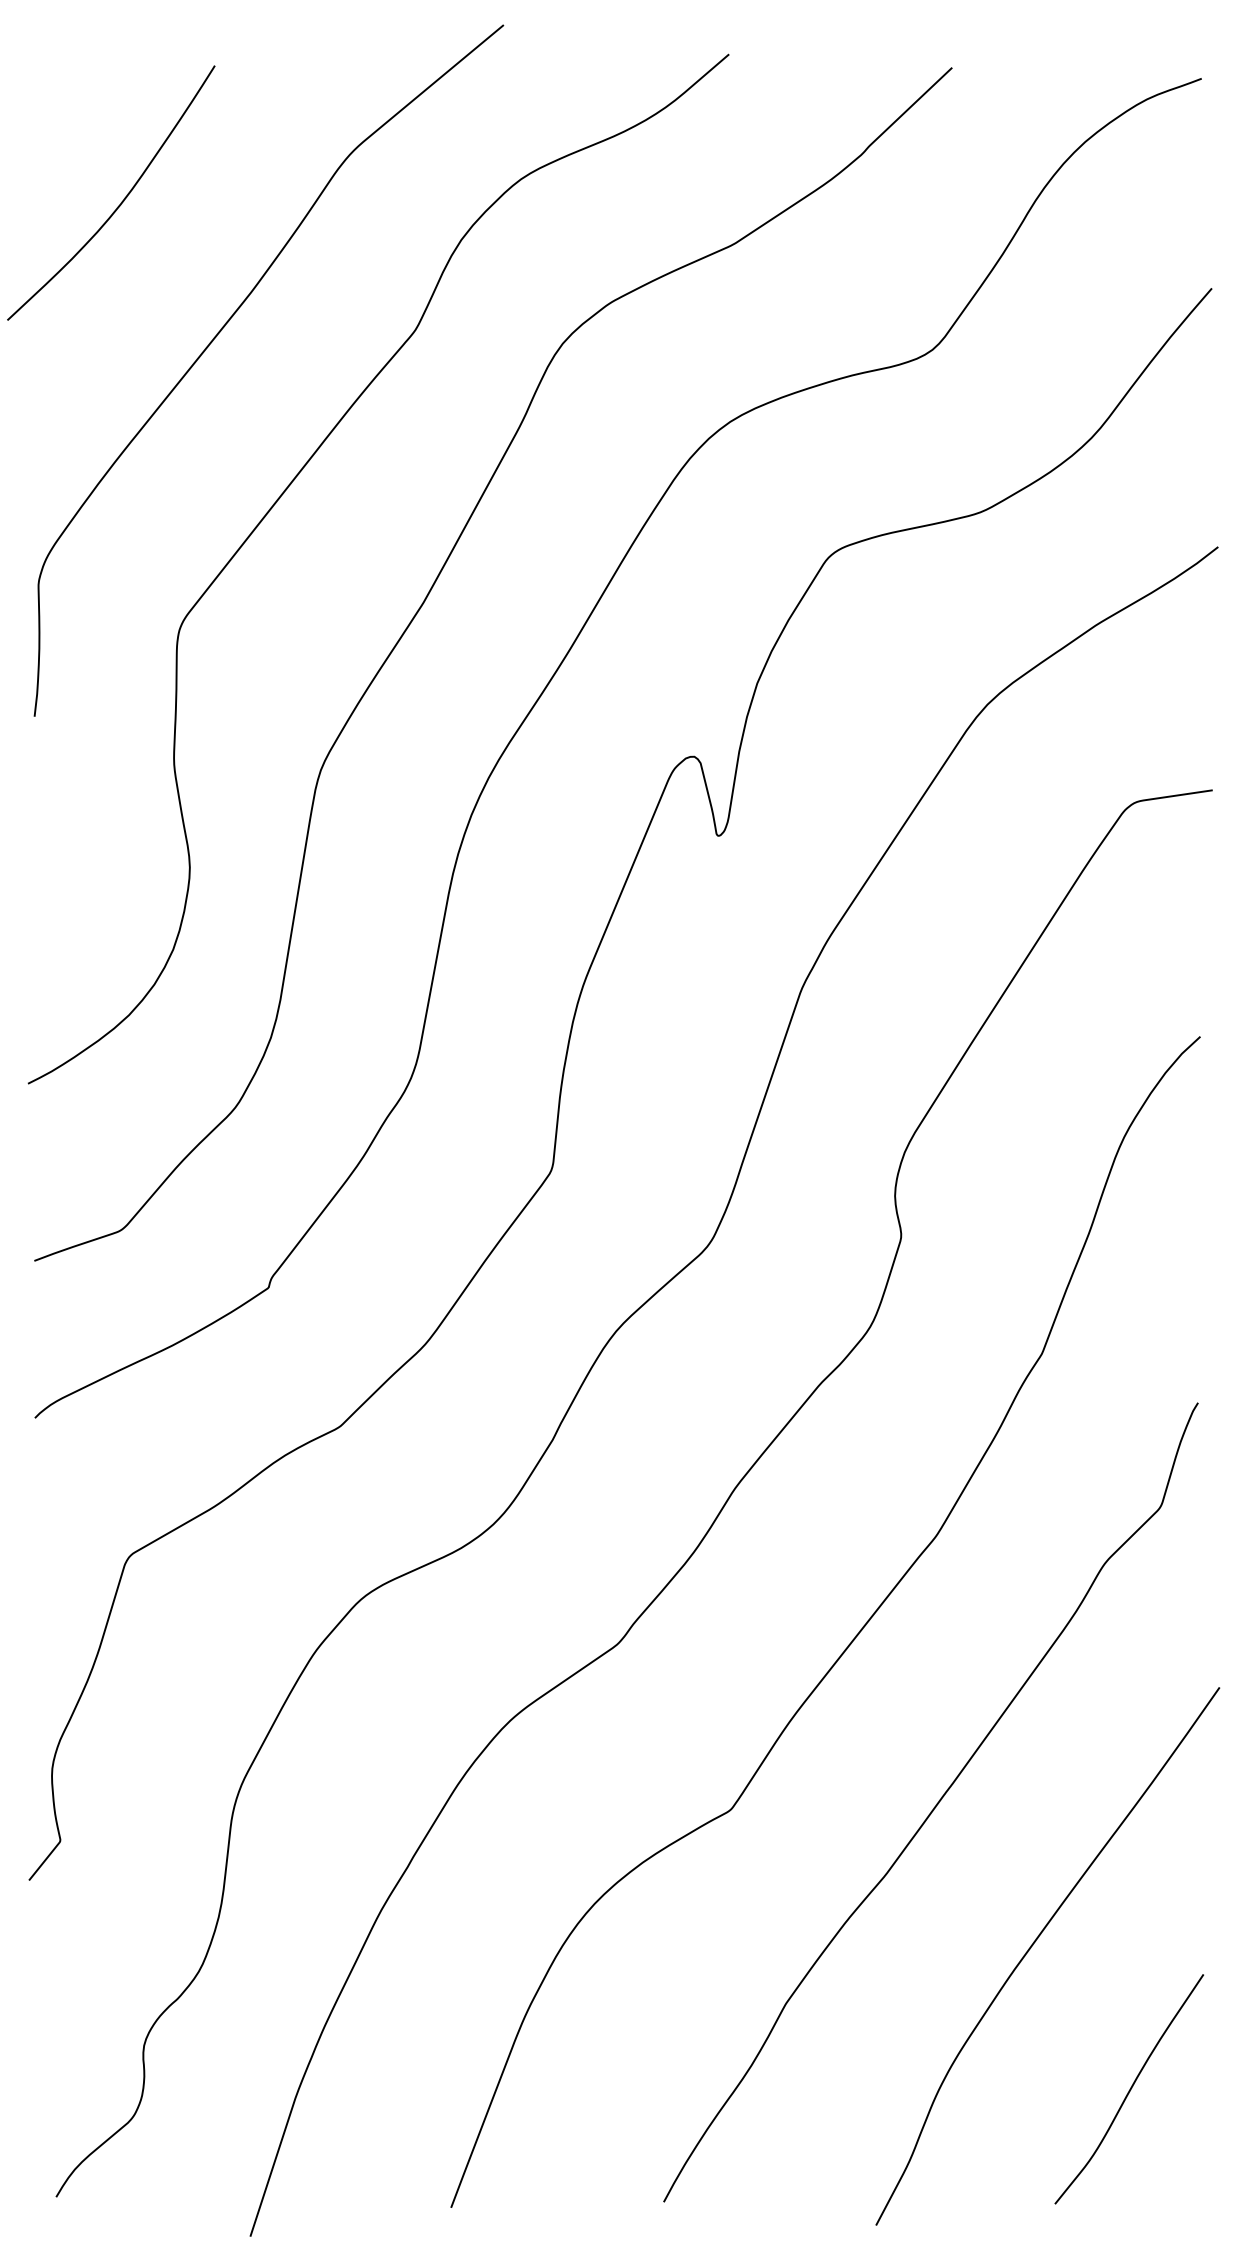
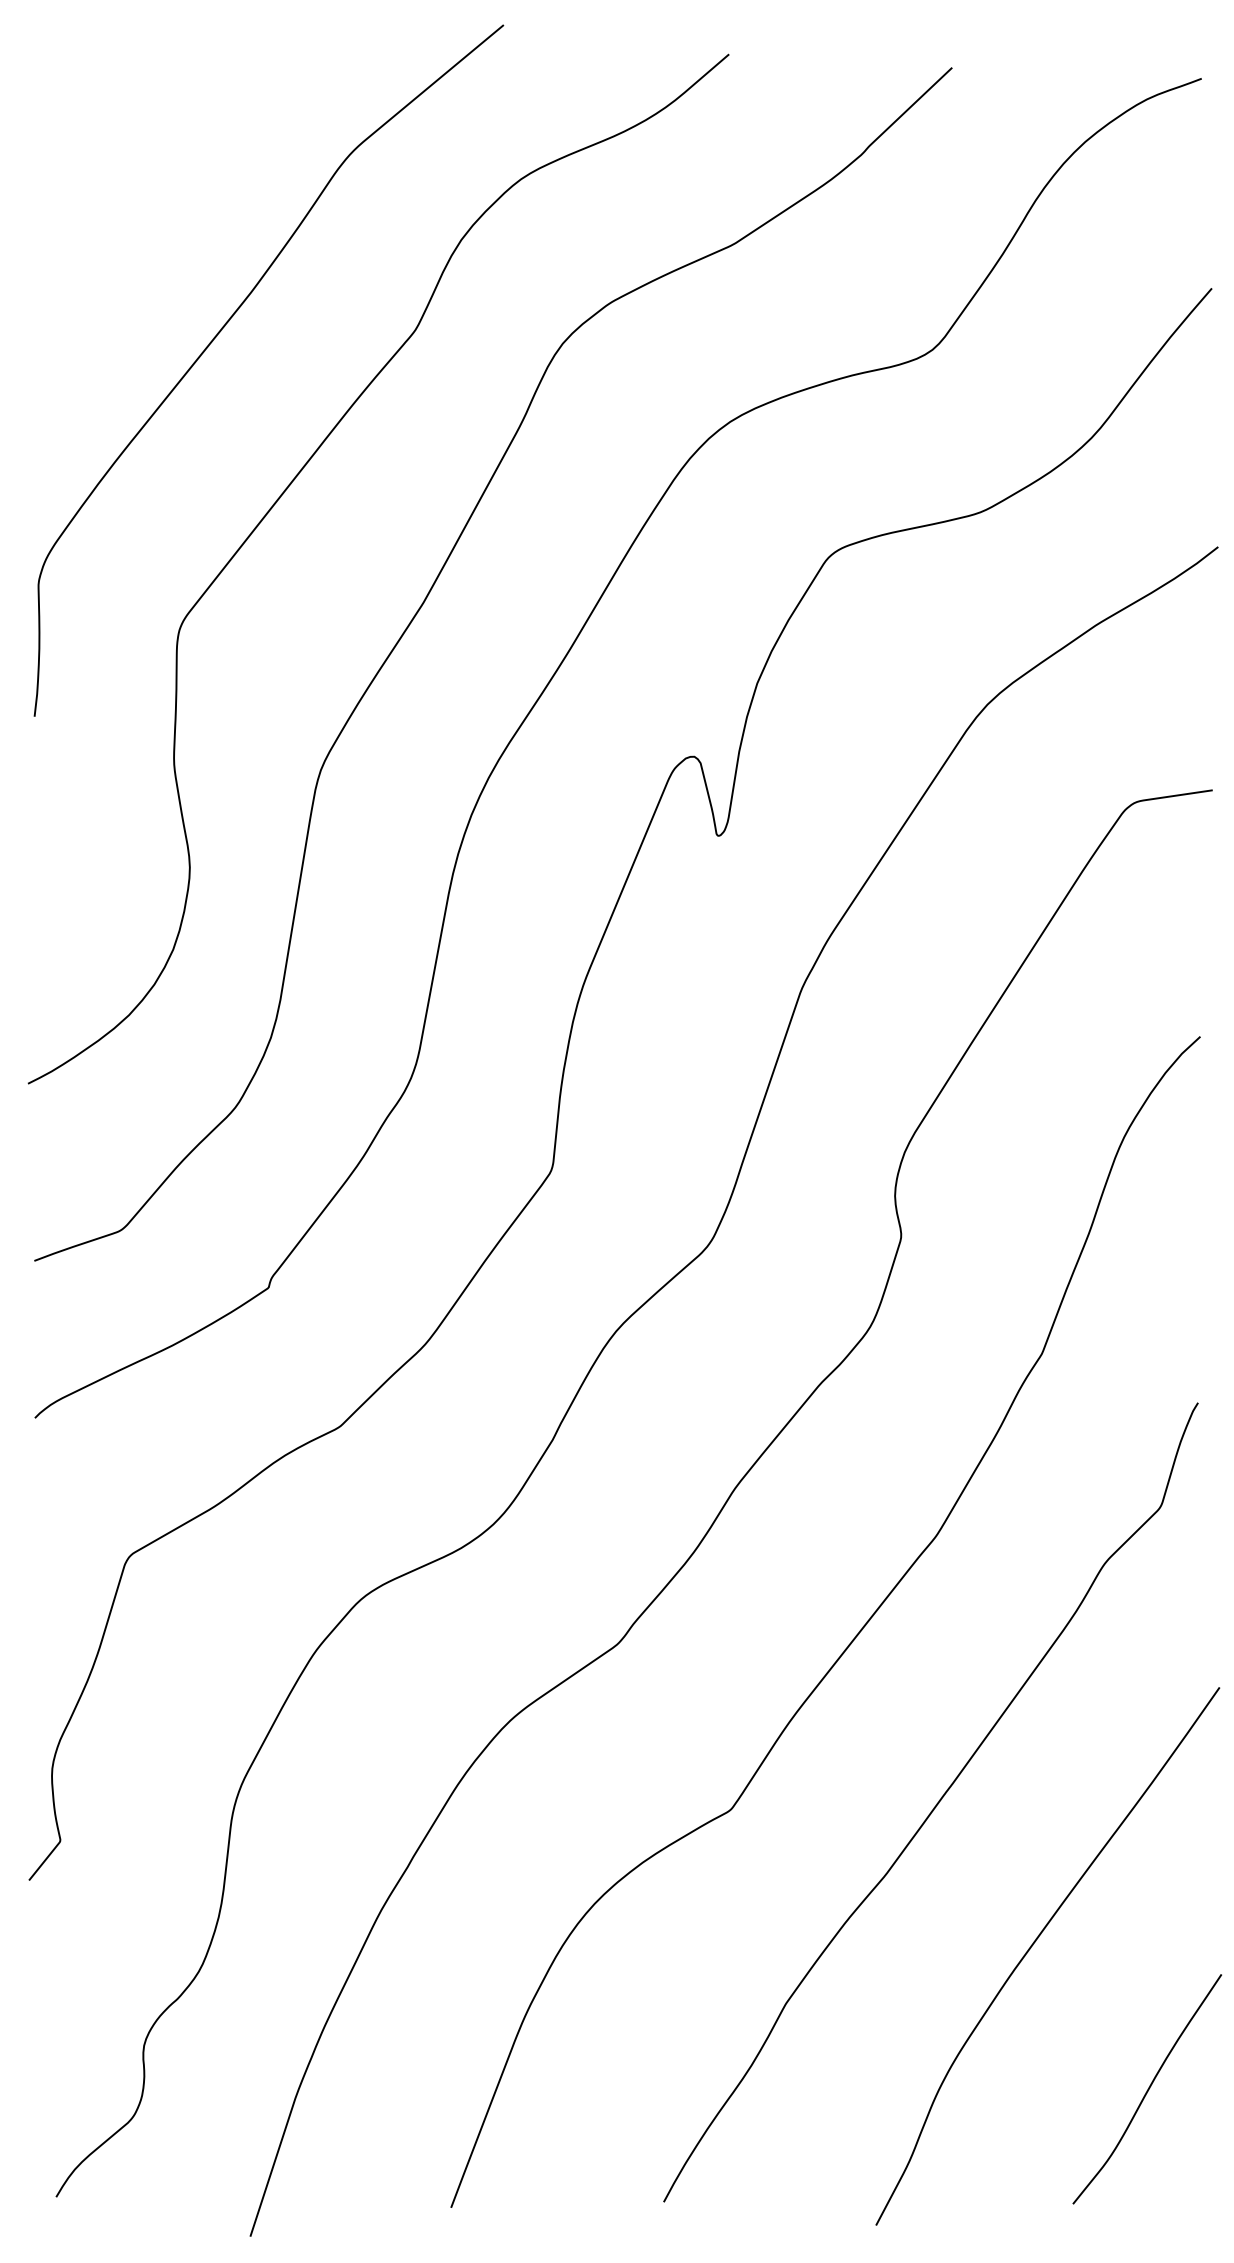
curve: present -> none (121, 201)
curve position: (1129, 2089) -> (1147, 2089) (1147, 2089)
